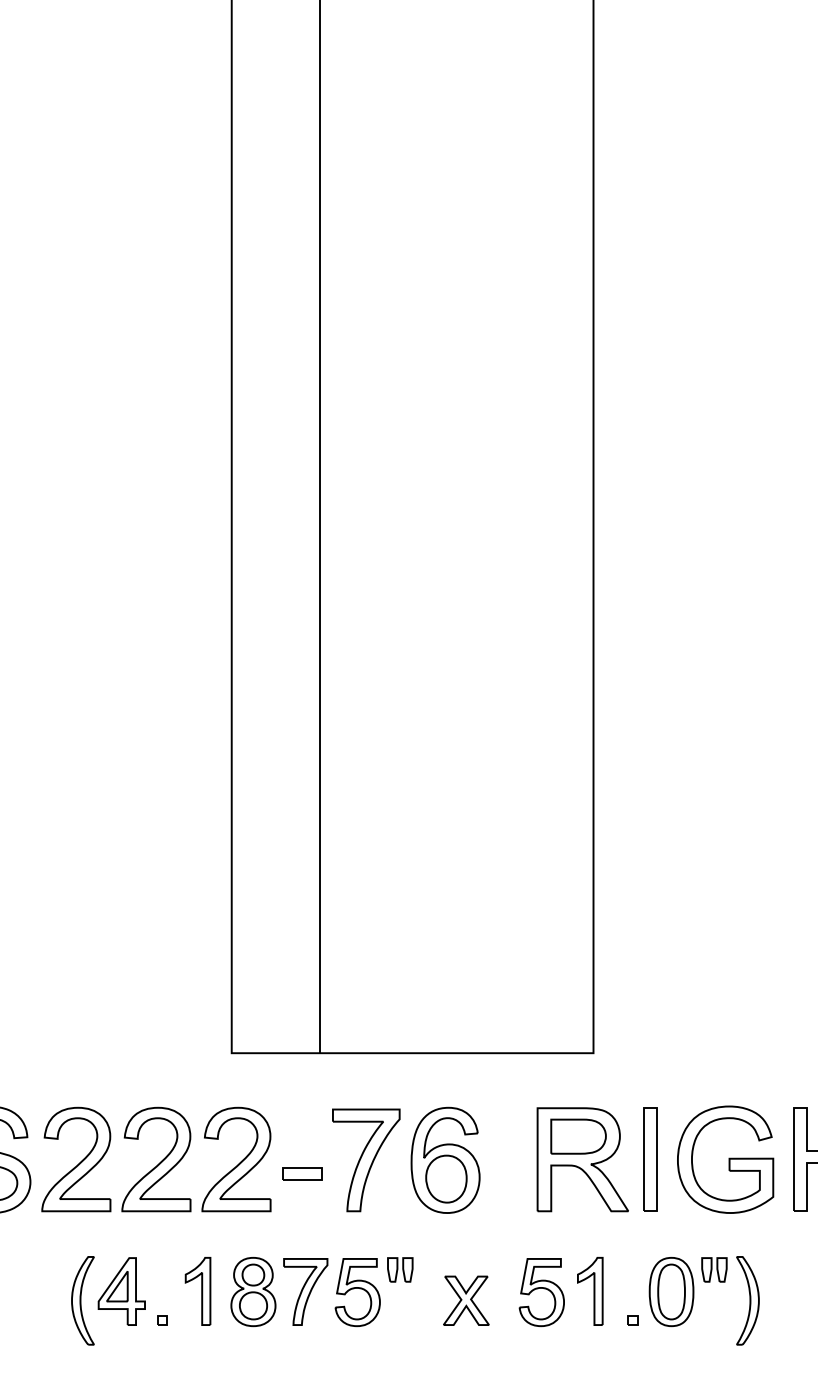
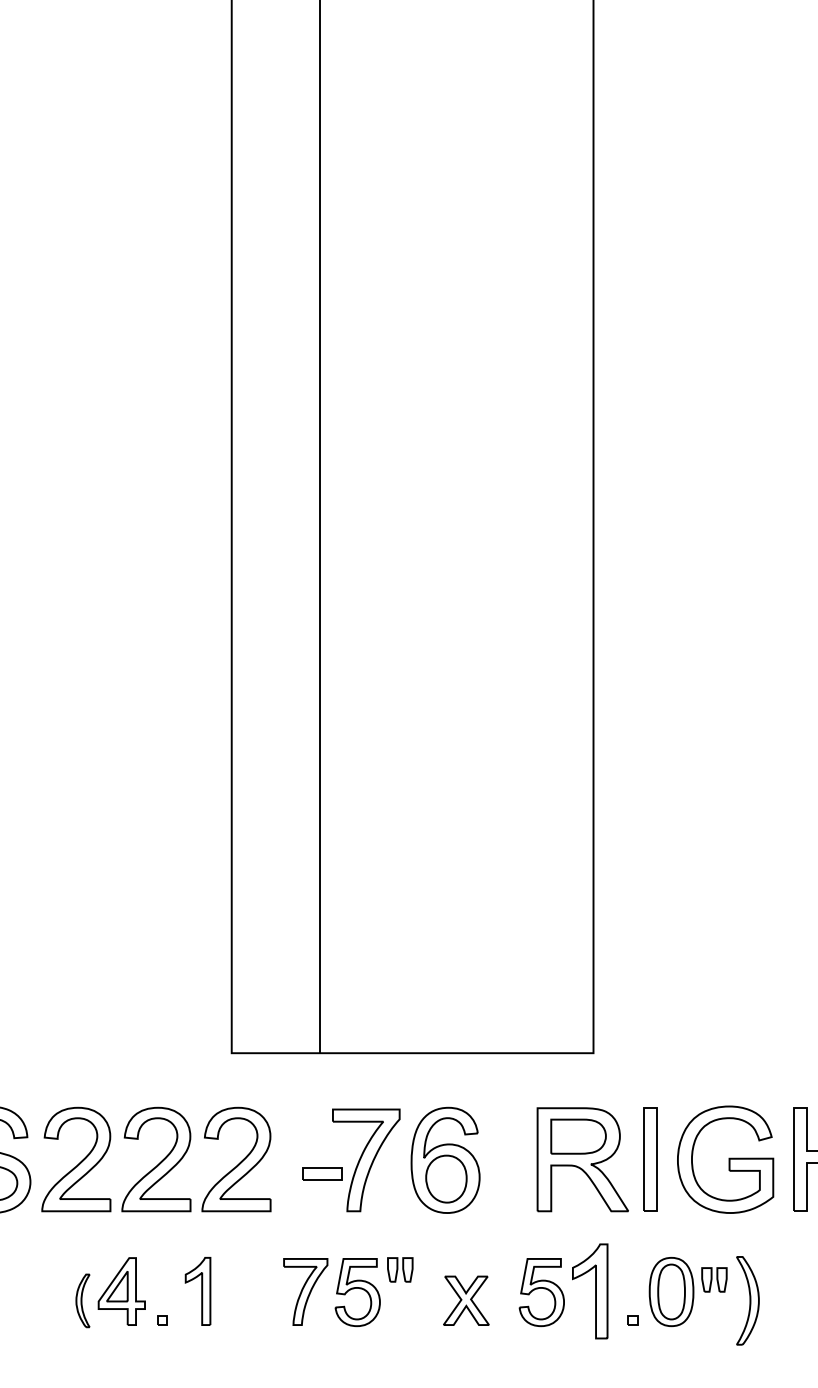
part position: (302, 1173) -> (322, 1173) (322, 1173)
part position: (714, 1269) -> (714, 1279) (714, 1279)
part size: 27x69 px -> 37x97 px (590, 1291)
part: present -> none (253, 1292)
part size: 24x90 px -> 16x56 px (82, 1300)
